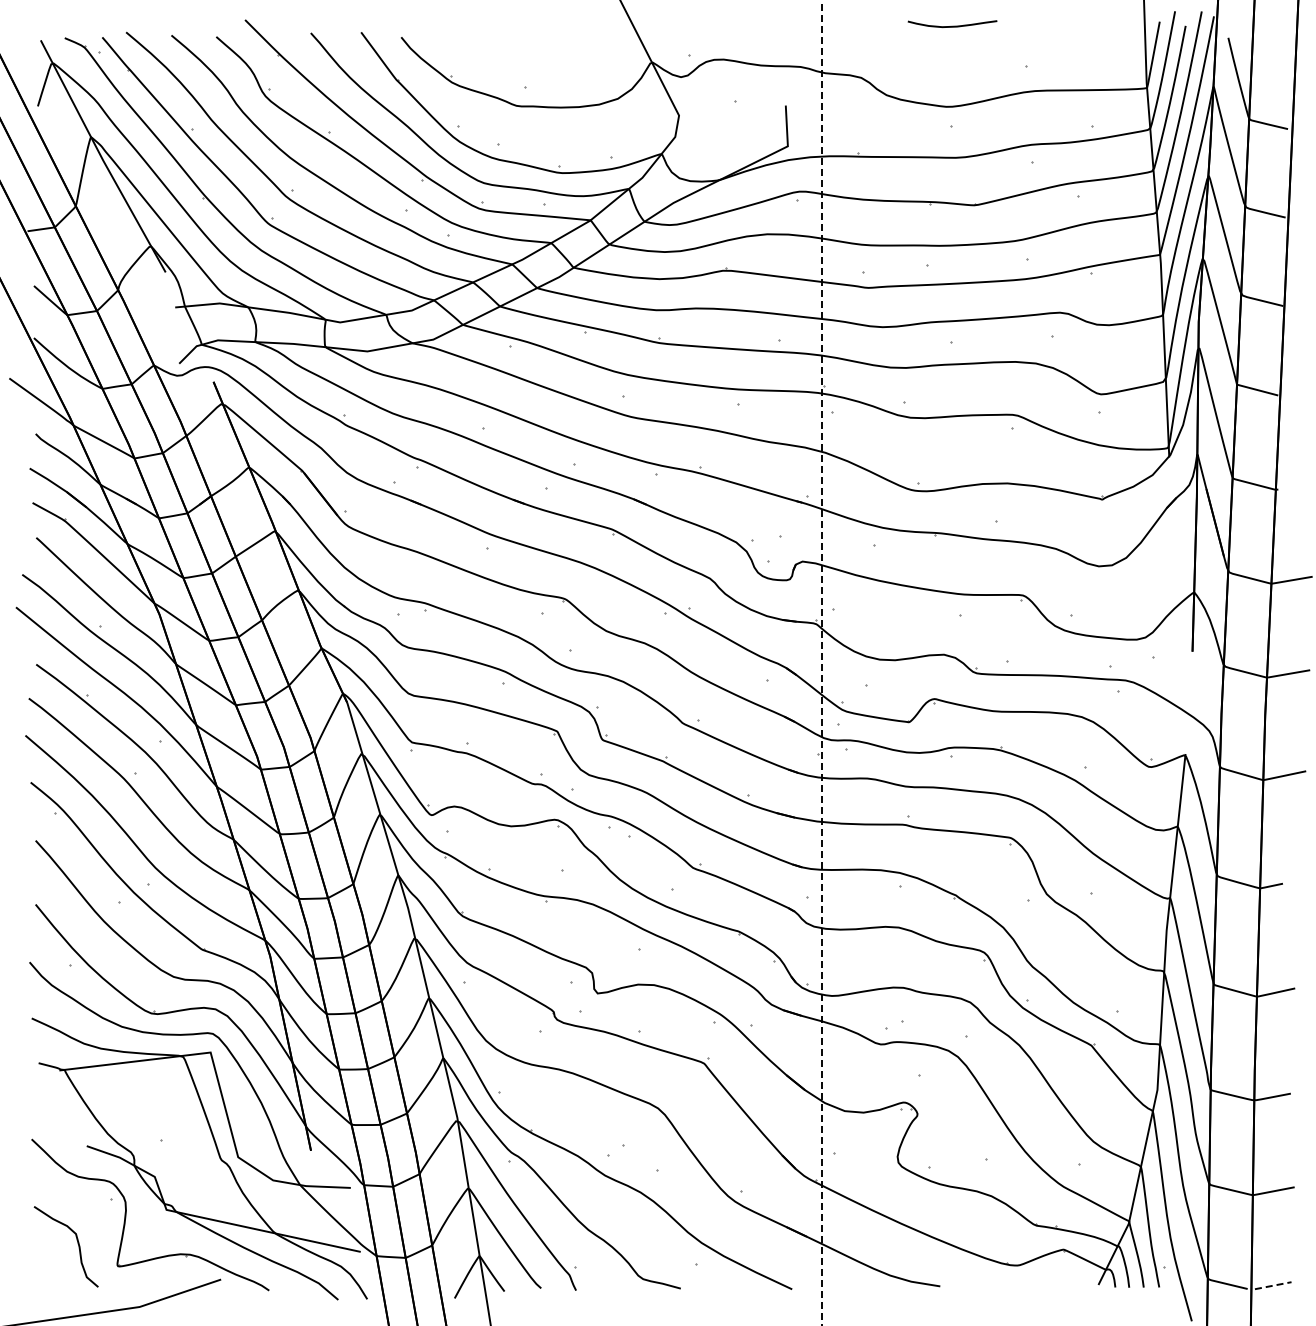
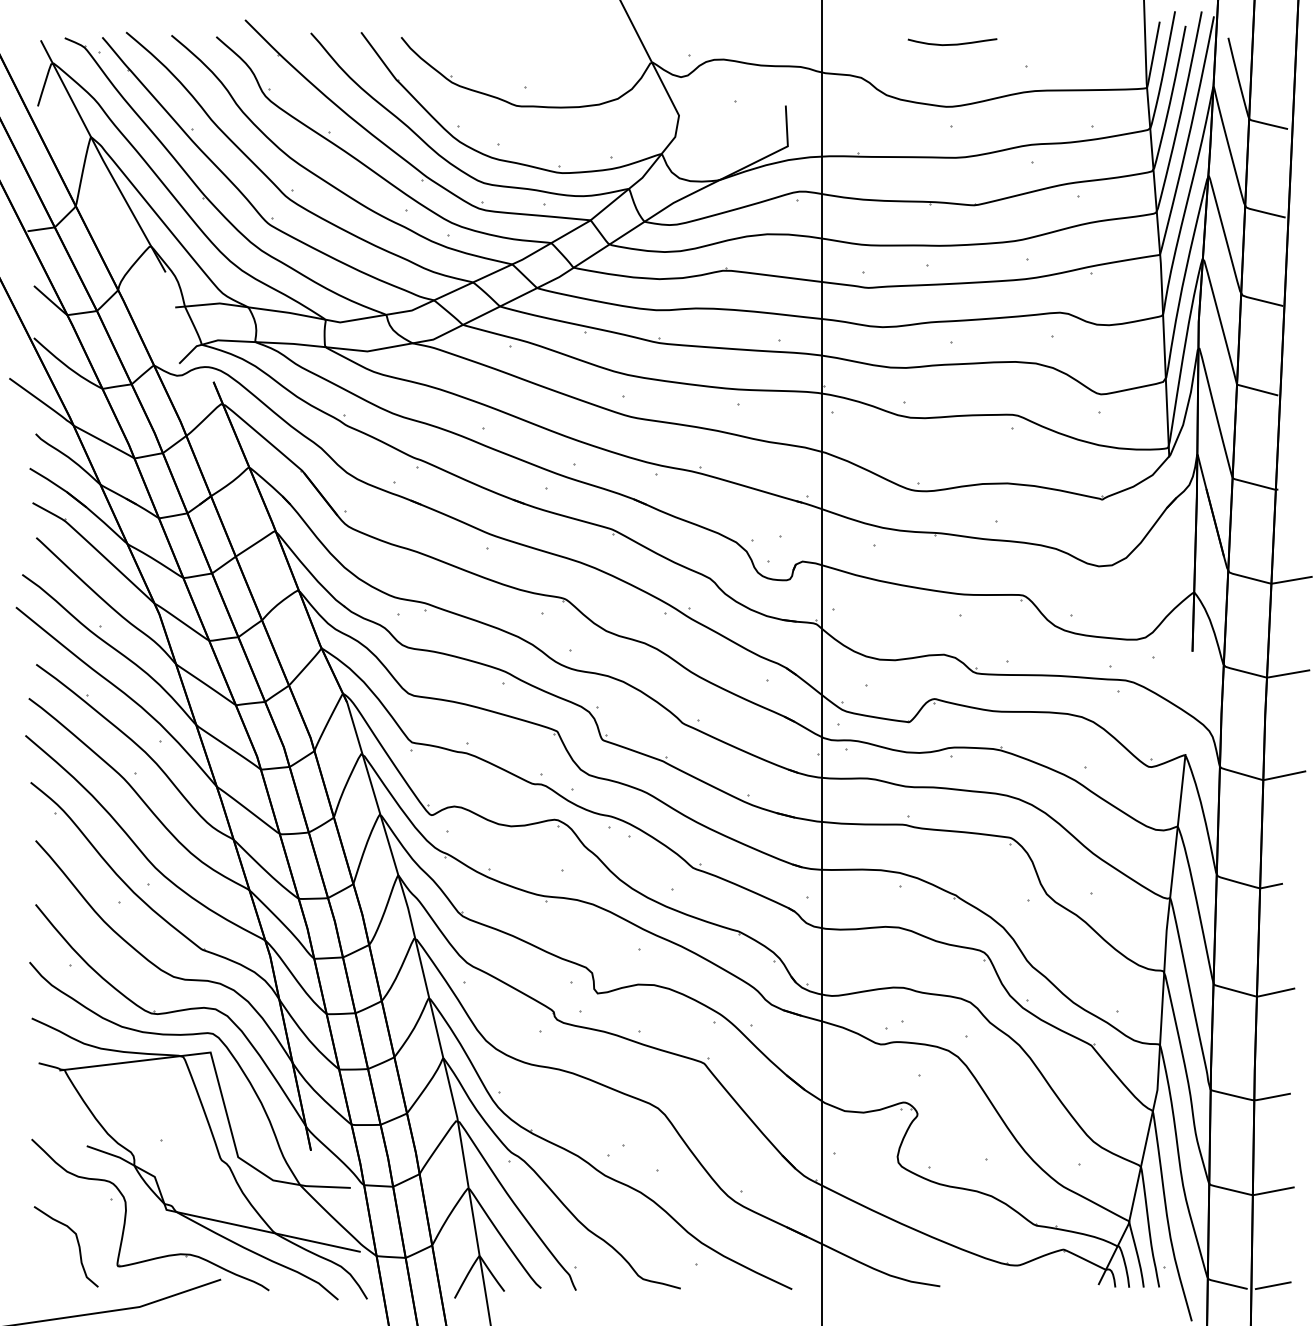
curve position: (952, 25) -> (952, 43) (952, 43)
line: dashed -> solid (822, 662)
line: dashed -> solid (1273, 1285)
